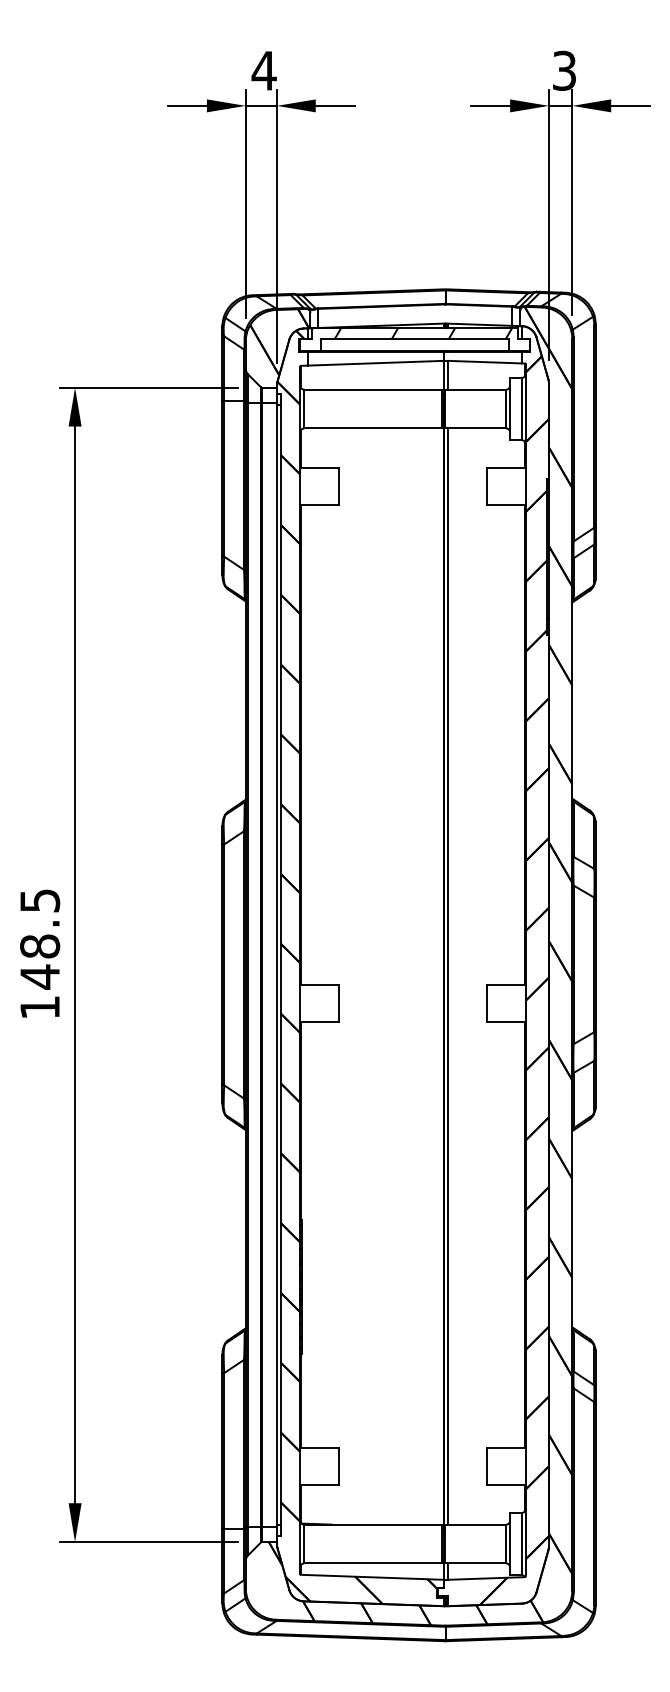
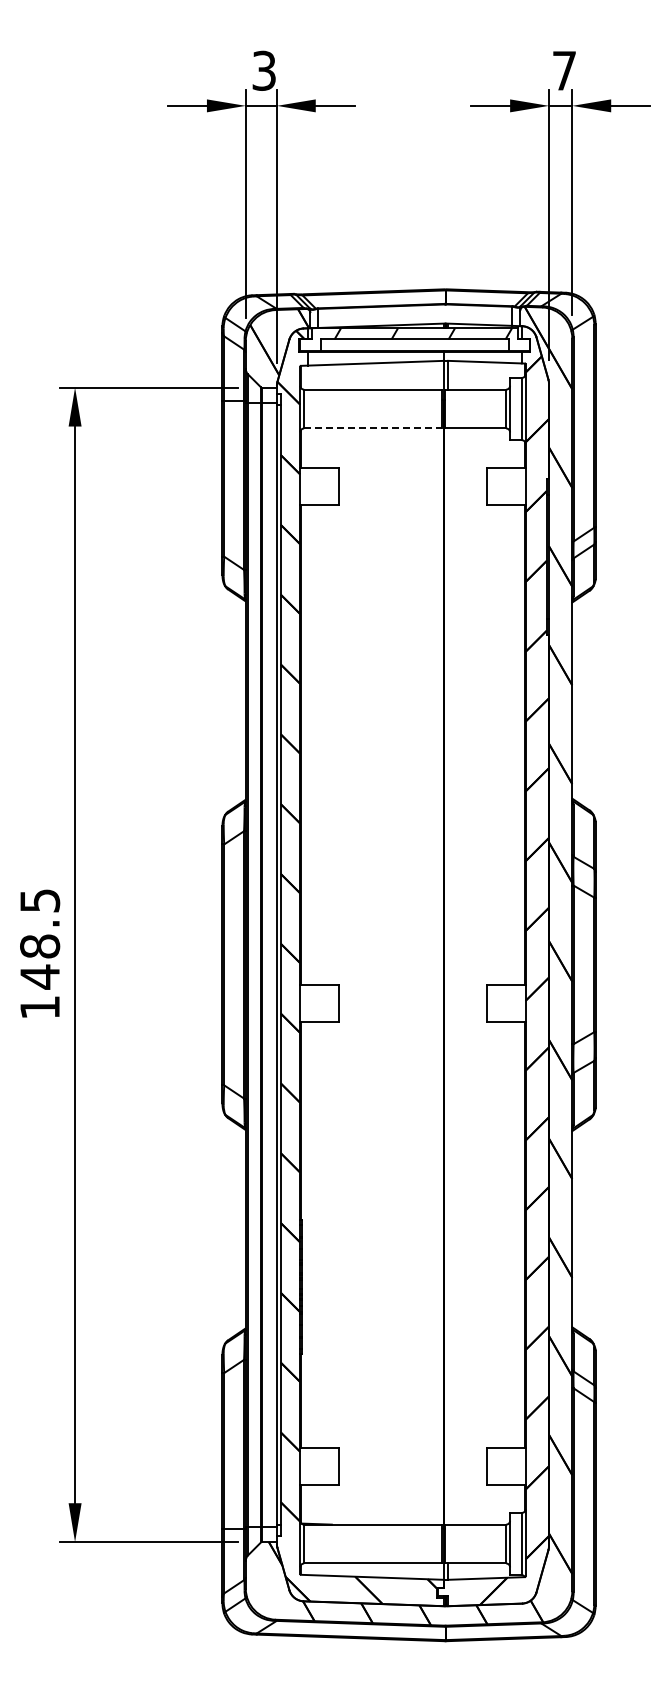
text: 4 -> 3 (263, 70)
text: 3 -> 7 (564, 70)
line: solid -> dashed (373, 428)
line: present -> none (447, 976)
